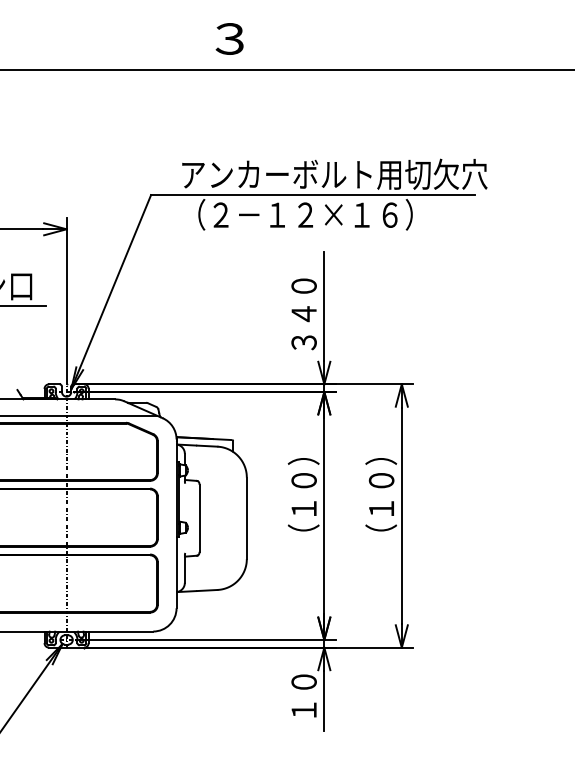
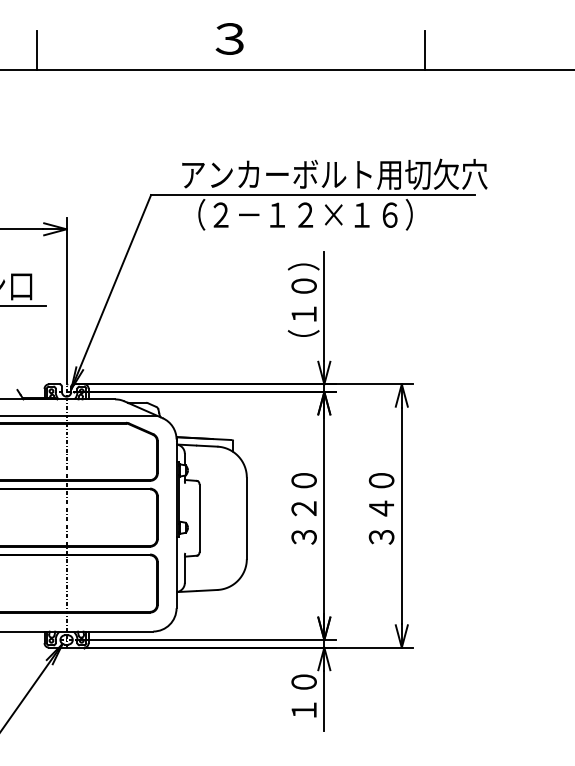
line: none -> present (37, 50)
line: none -> present (424, 50)
text: ３４０ -> （１０） (303, 306)
text: （１０） -> ３２０ (303, 501)
text: （１０） -> ３４０ (381, 501)
